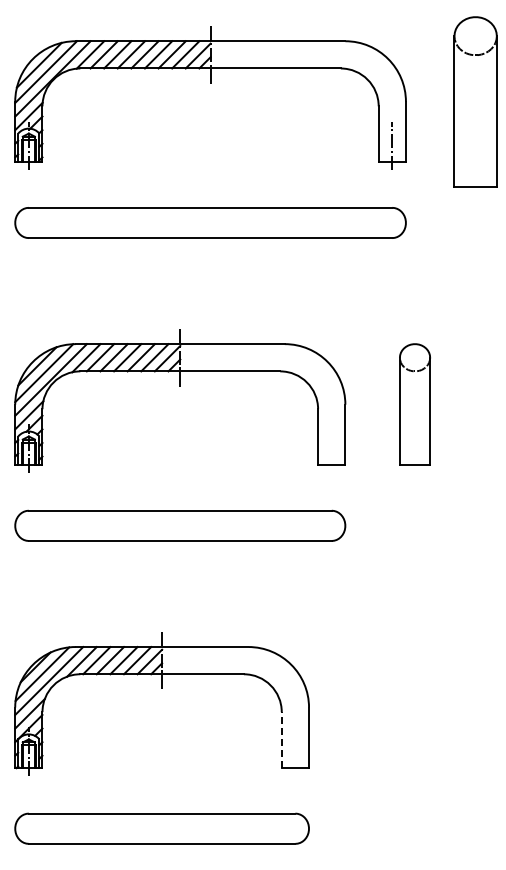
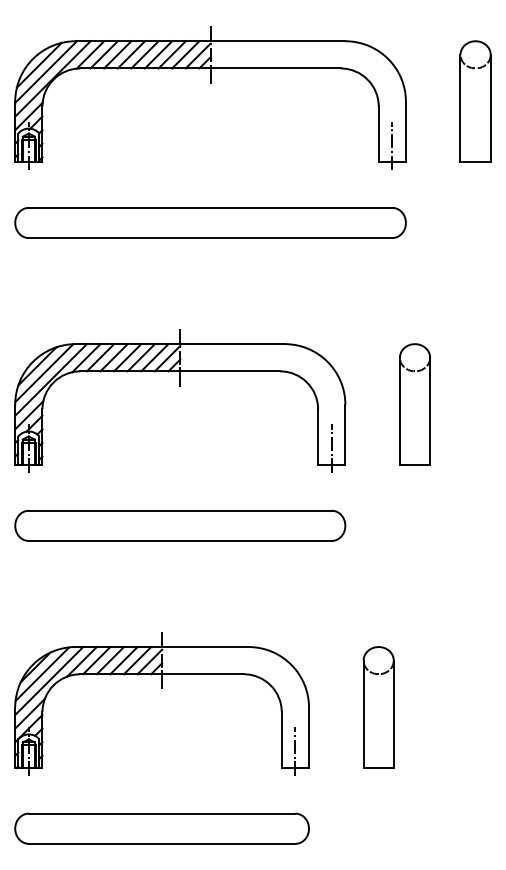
part size: 45x172 px -> 33x123 px (475, 101)
line: none -> present (331, 448)
part: none -> present (378, 707)
line: dashed -> solid (281, 739)
line: none -> present (295, 751)
